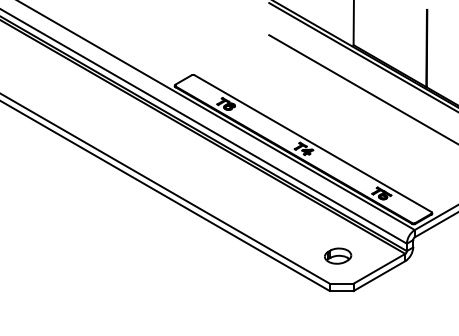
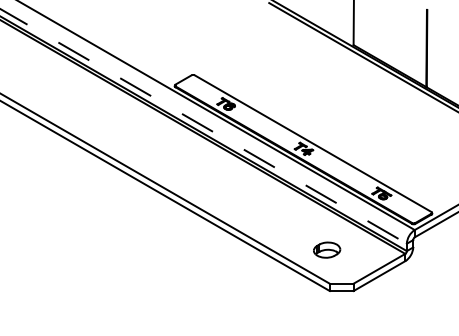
line: present -> none (362, 89)
line: solid -> dashed (204, 126)
part position: (338, 255) -> (327, 249) (327, 249)
